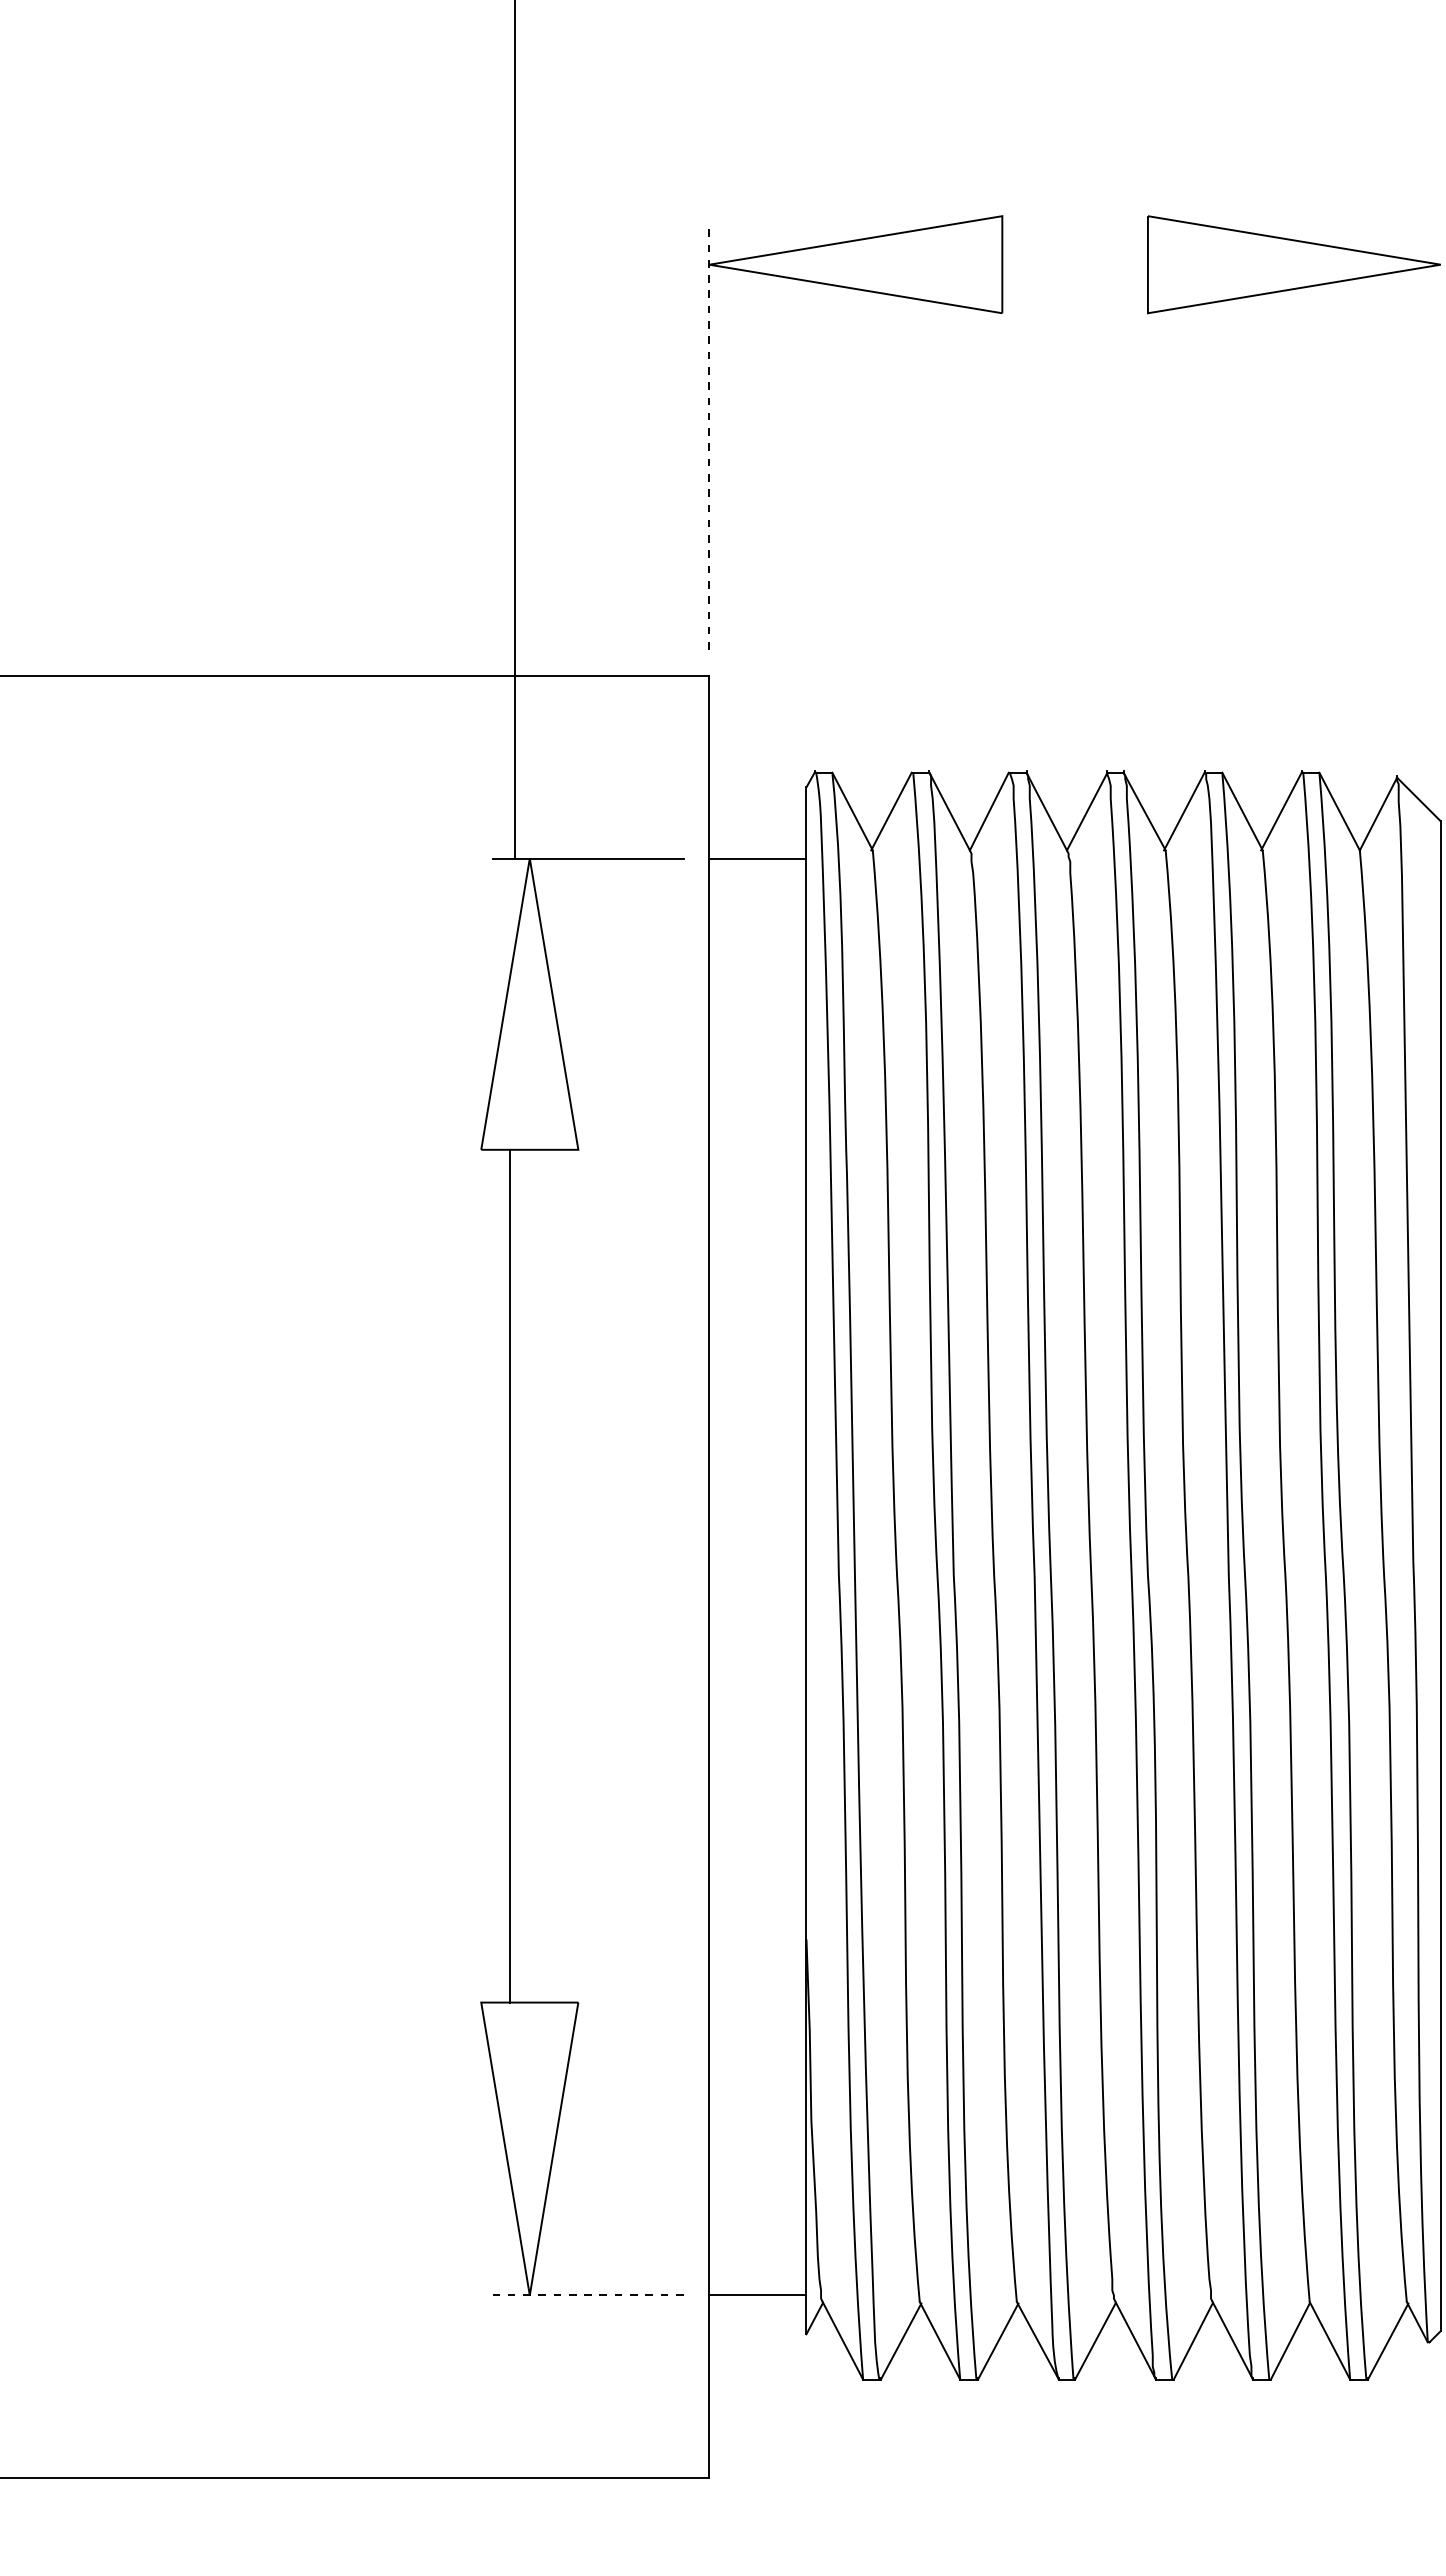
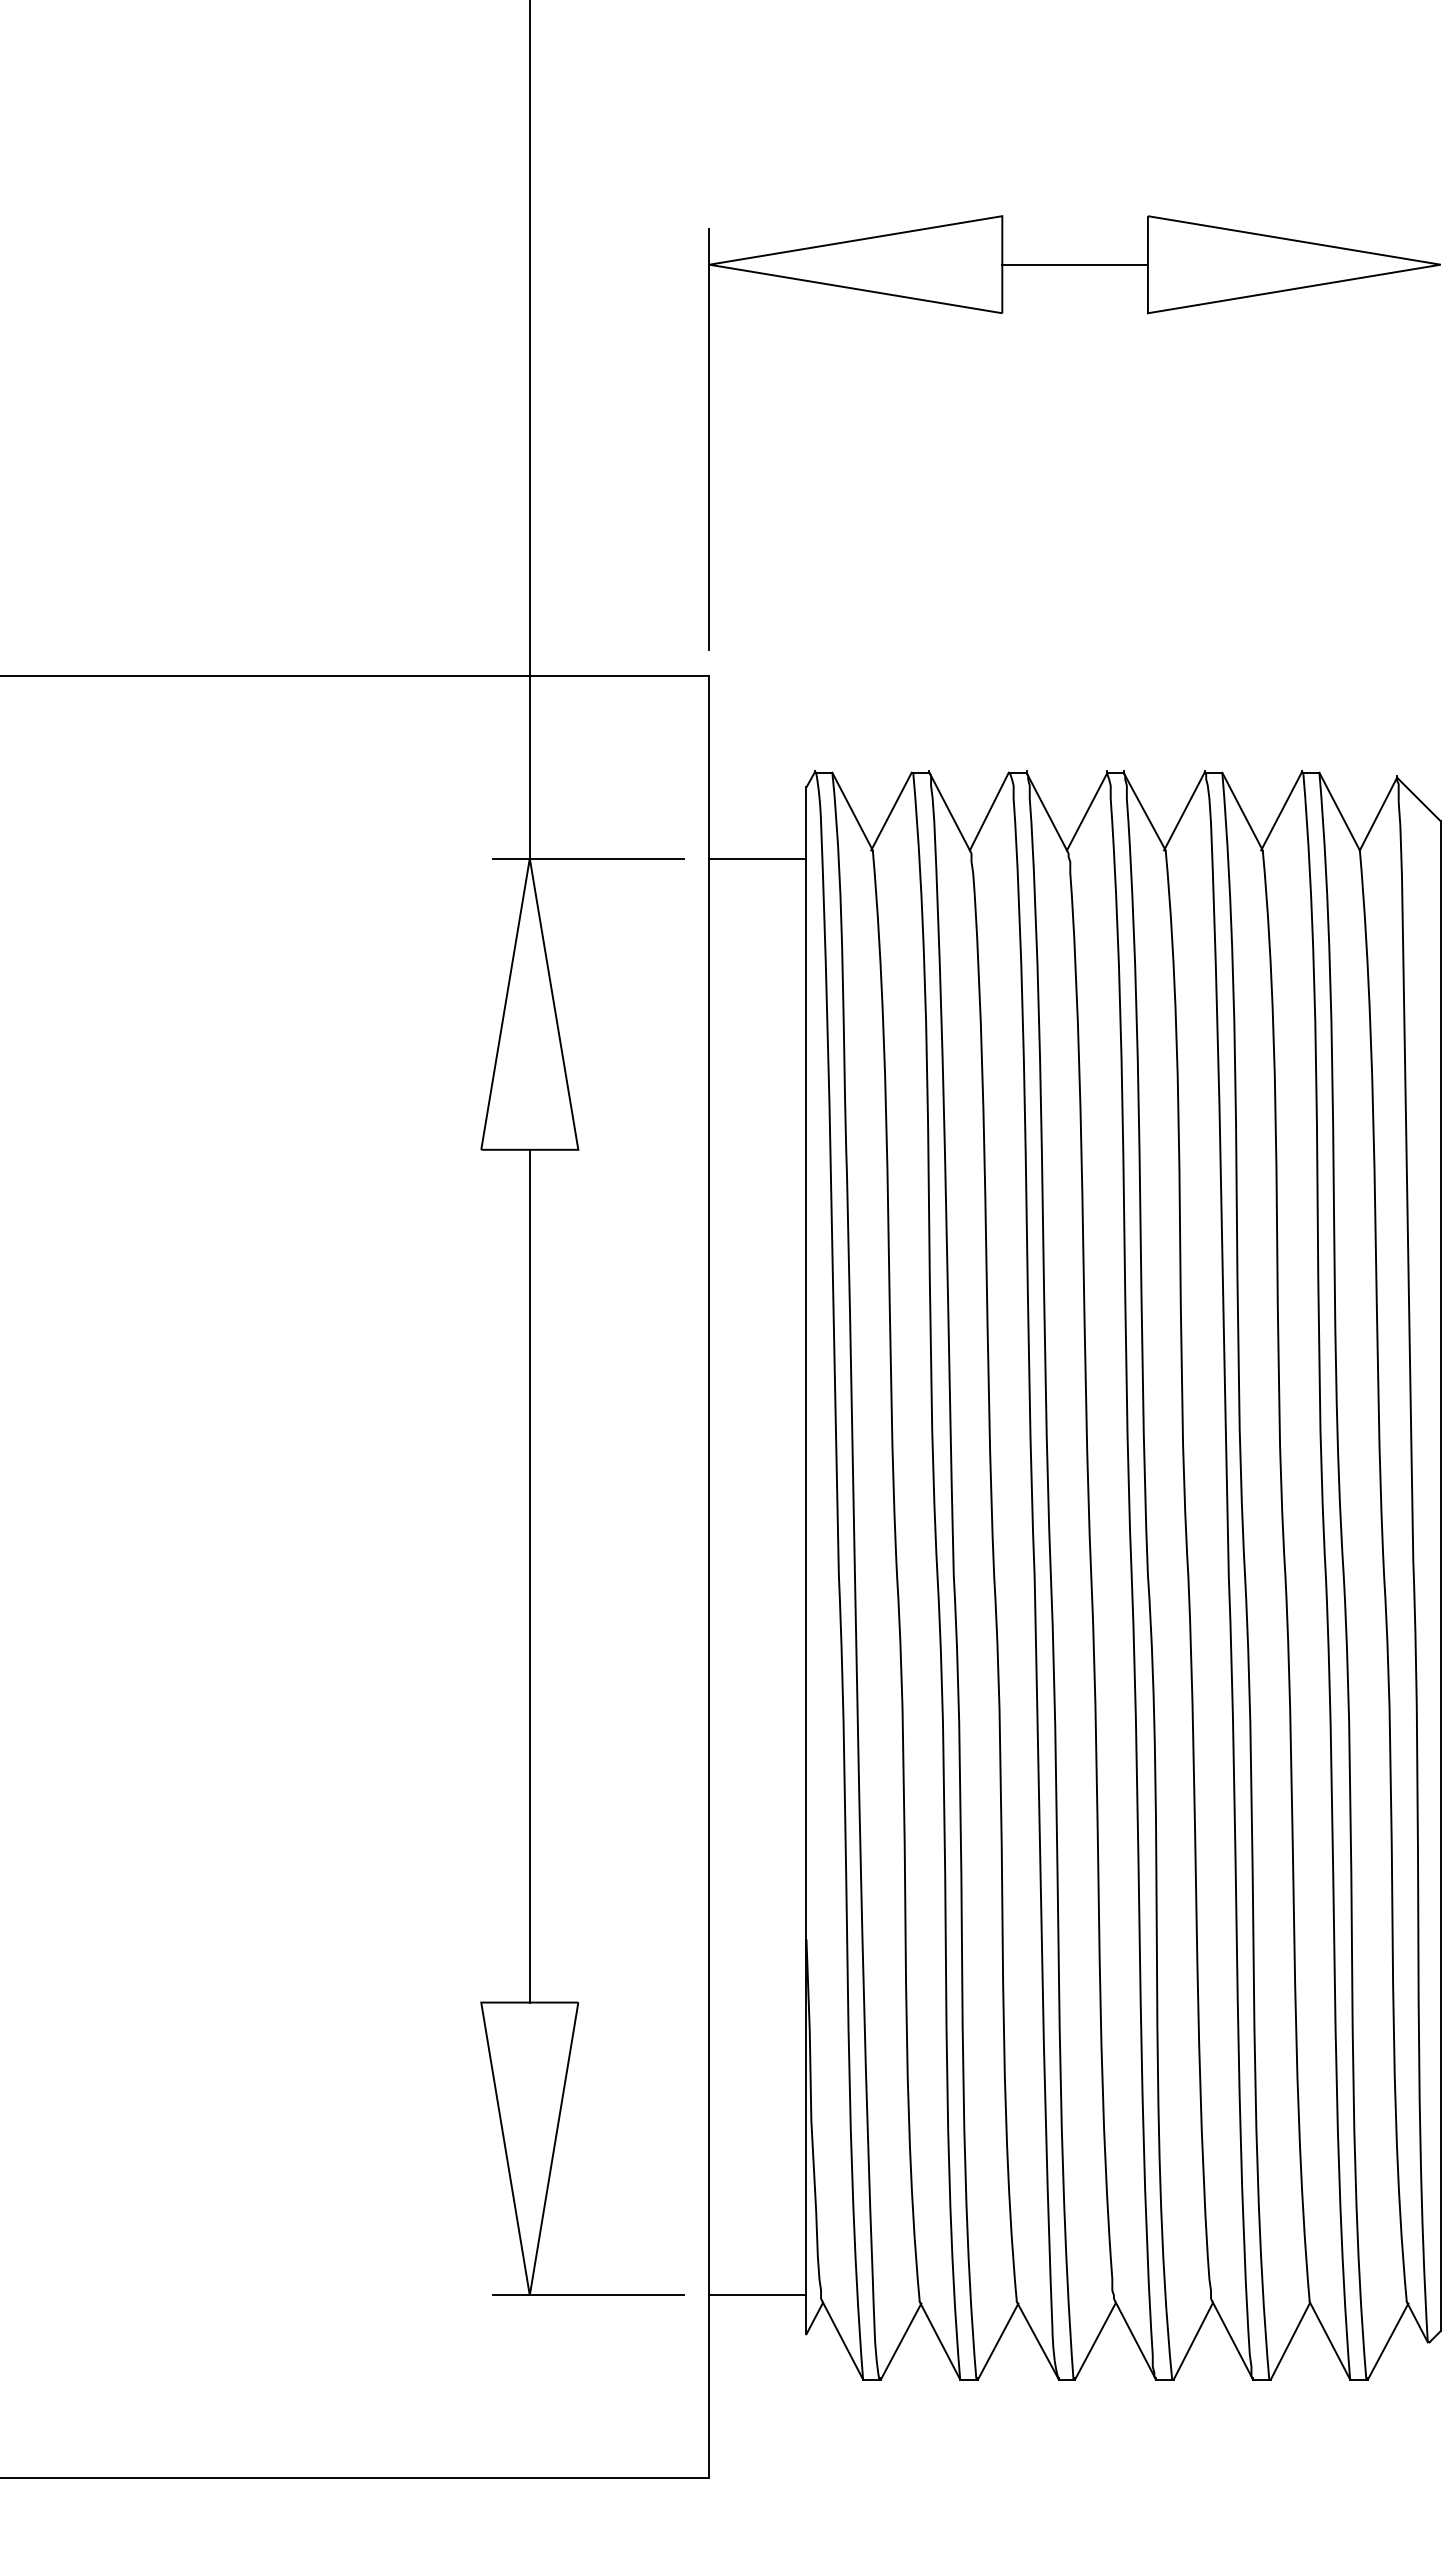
line: none -> present (1074, 264)
line position: (514, 430) -> (529, 430) (529, 430)
line: dashed -> solid (709, 438)
line position: (509, 1575) -> (529, 1575) (529, 1575)
line: dashed -> solid (587, 2295)
